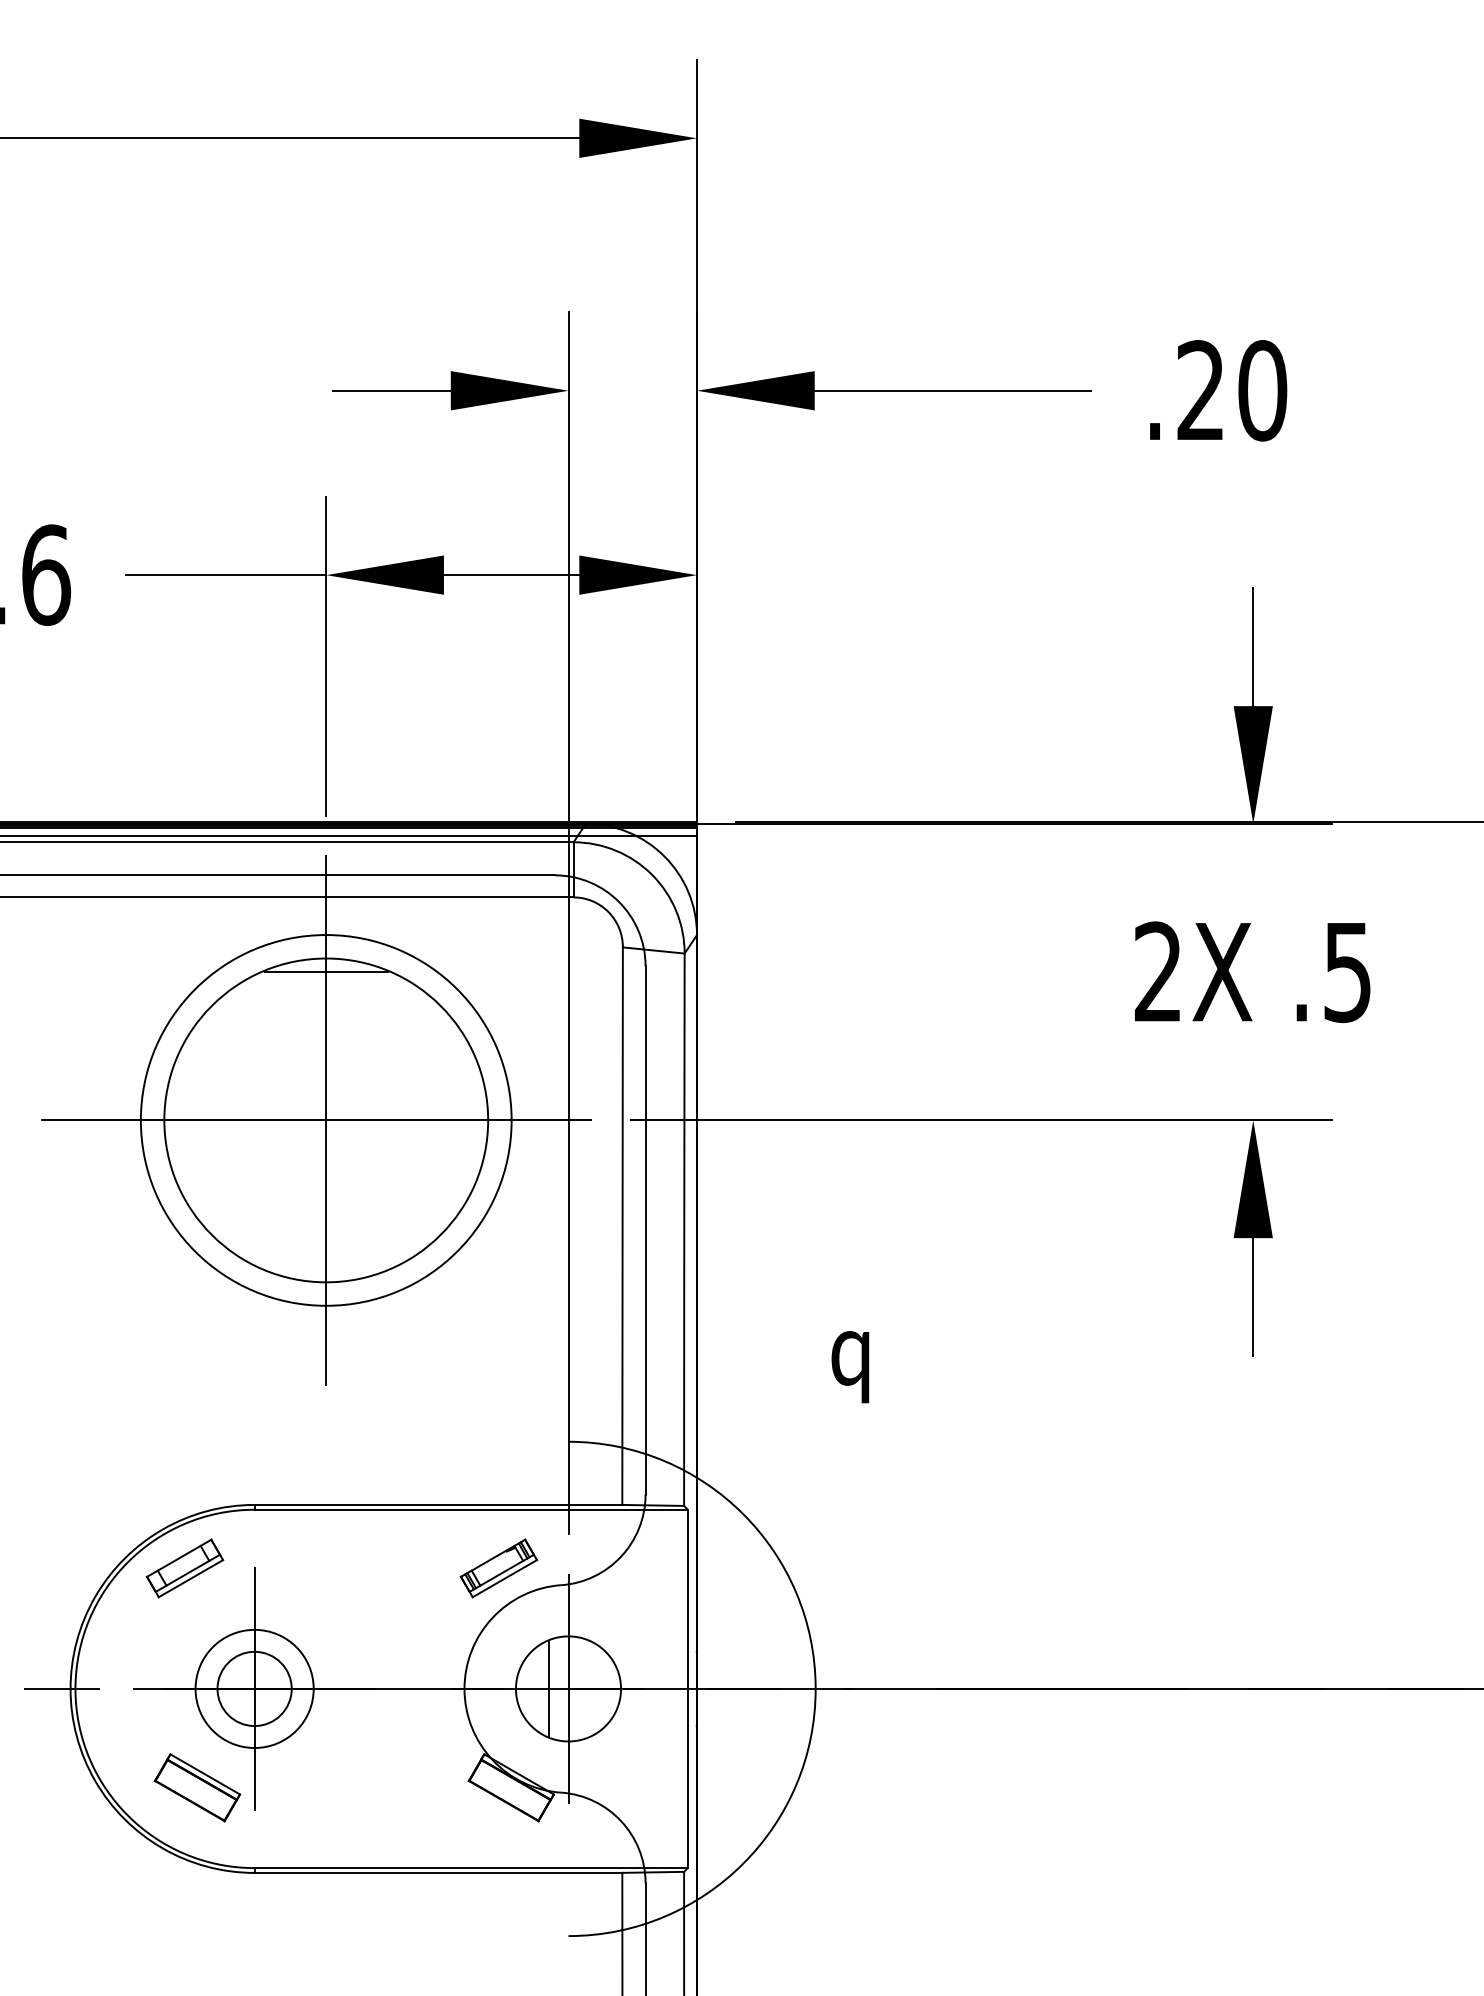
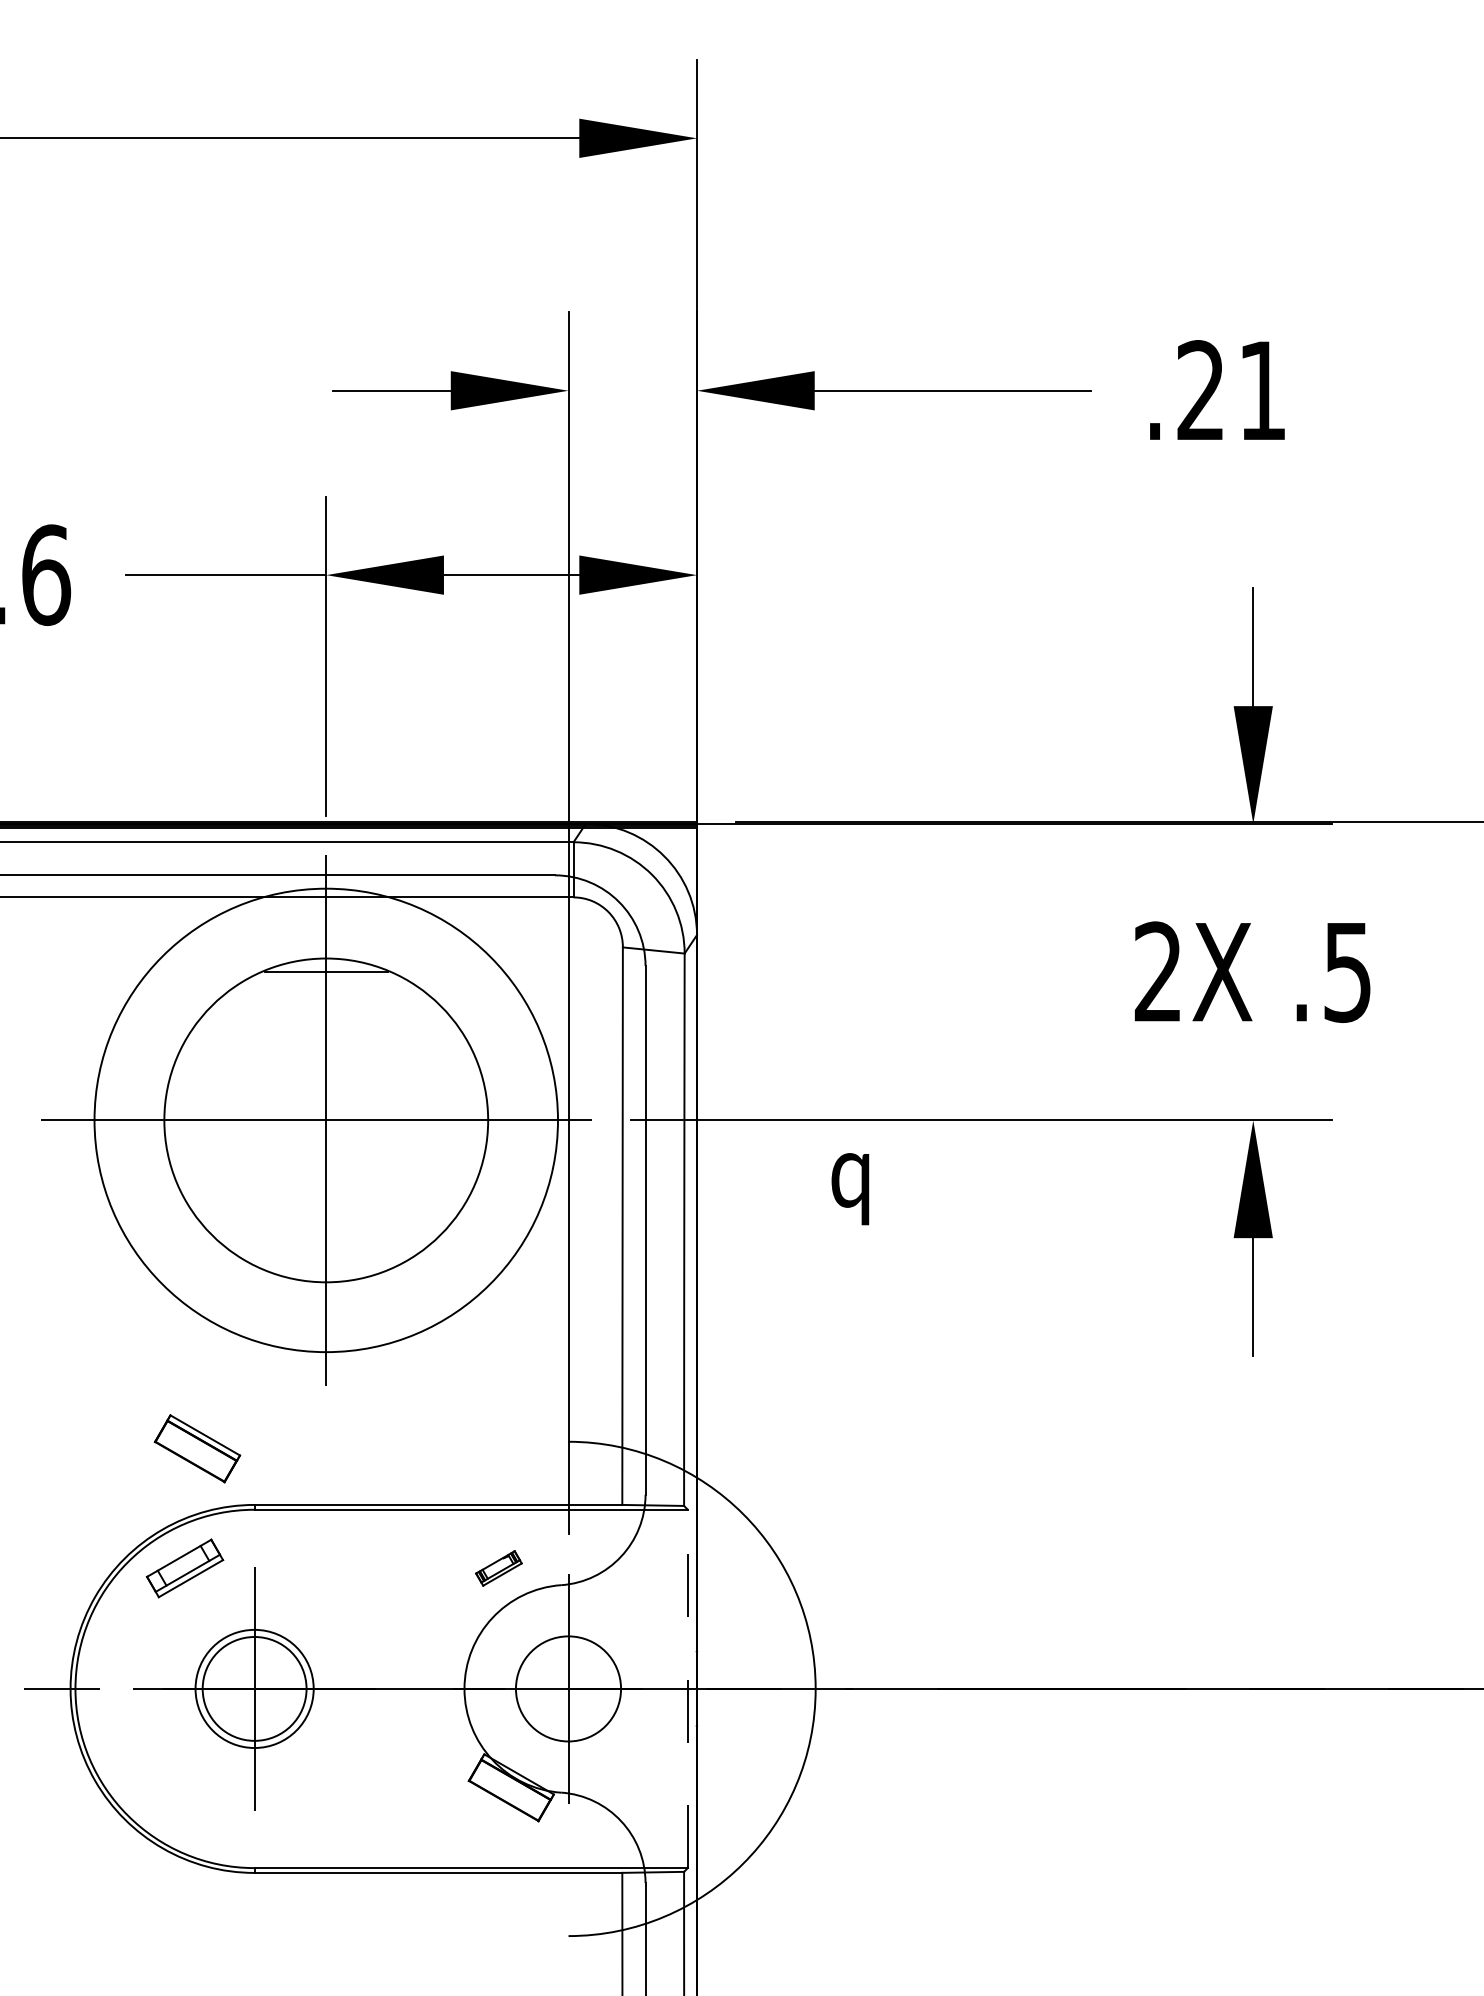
text: .20 -> .21 (1262, 390)
line: present -> none (349, 835)
circle diameter: 371 px -> 463 px (325, 1120)
text position: (850, 1367) -> (850, 1189) (850, 1189)
part size: 80x61 px -> 48x37 px (498, 1568)
circle diameter: 74 px -> 104 px (254, 1688)
line: present -> none (548, 1688)
line: solid -> dashed (687, 1688)
part position: (197, 1787) -> (197, 1448) (197, 1448)
